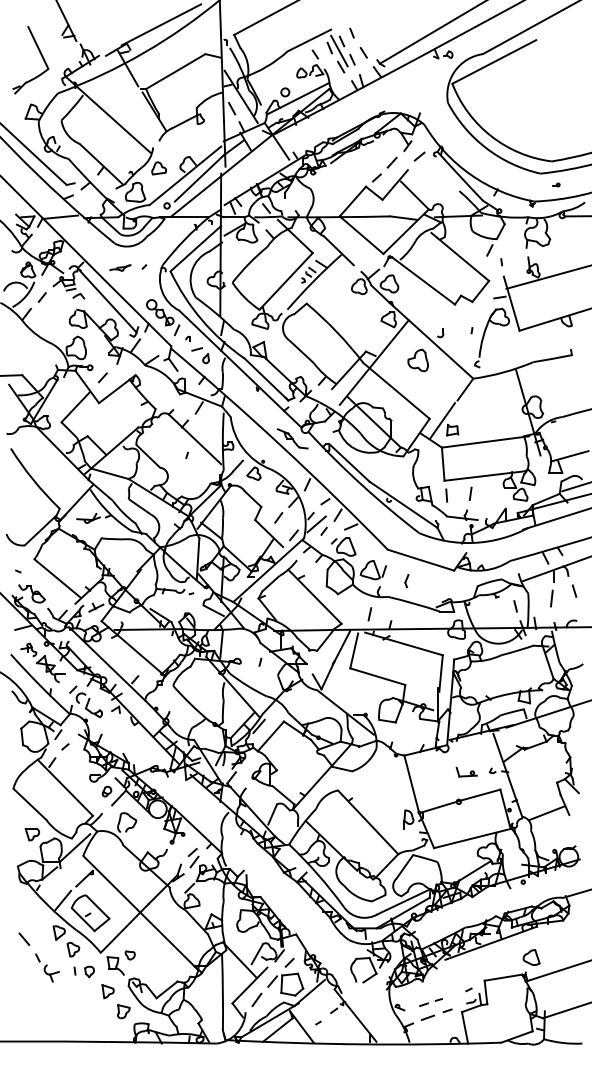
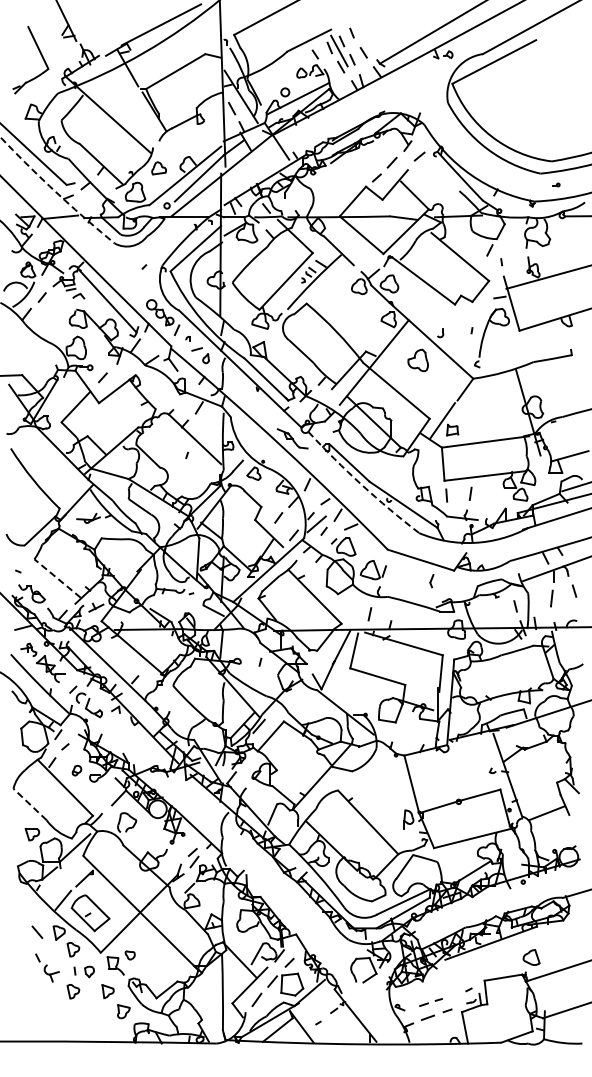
arc: solid -> dashed (56, 192)
part: present -> none (120, 267)
arc: solid -> dashed (361, 484)
line: solid -> dashed (57, 578)
part position: (406, 581) -> (431, 581) (431, 581)
part: present -> none (466, 771)
part position: (106, 791) -> (76, 770) (76, 770)
line: solid -> dashed (30, 804)
line position: (24, 938) -> (37, 931) (37, 931)
part: none -> present (73, 991)
